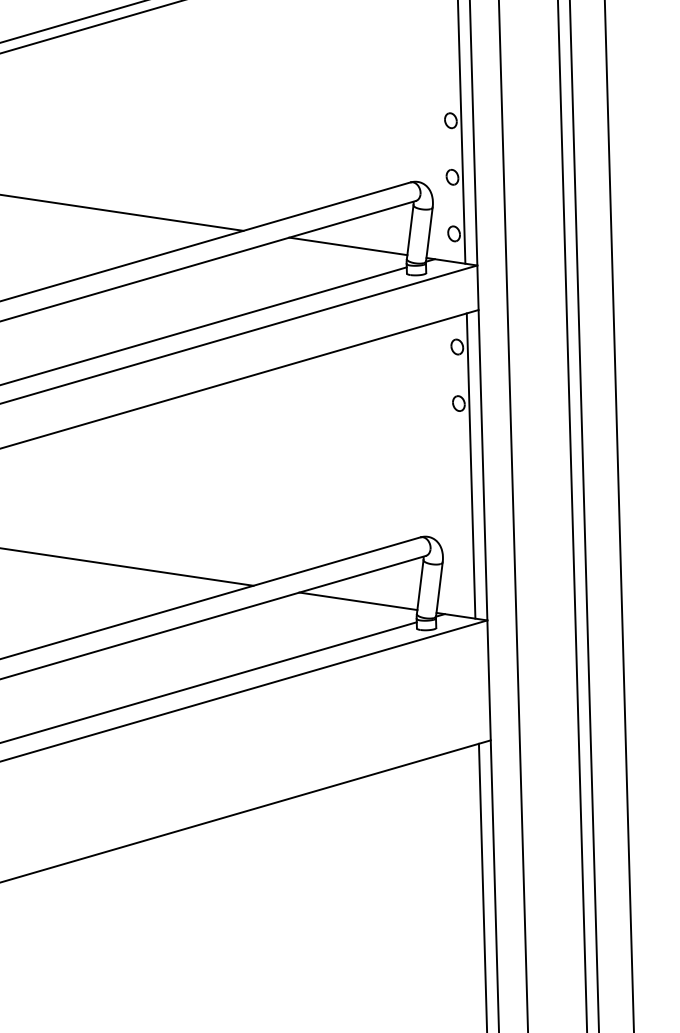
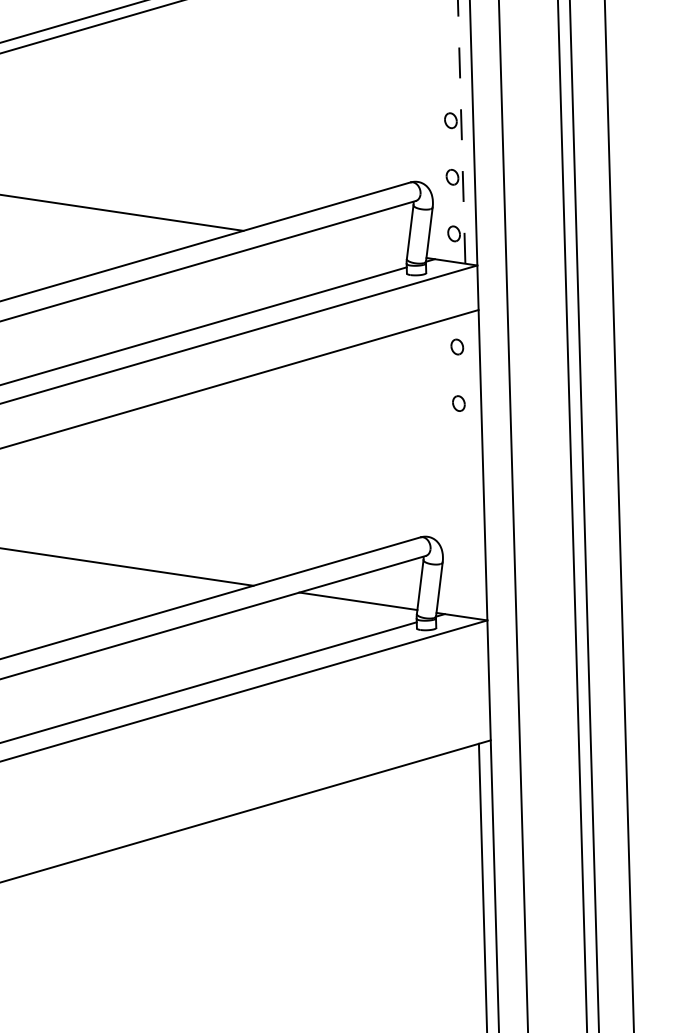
line: solid -> dashed (461, 131)
line: present -> none (348, 246)
line: present -> none (470, 465)
